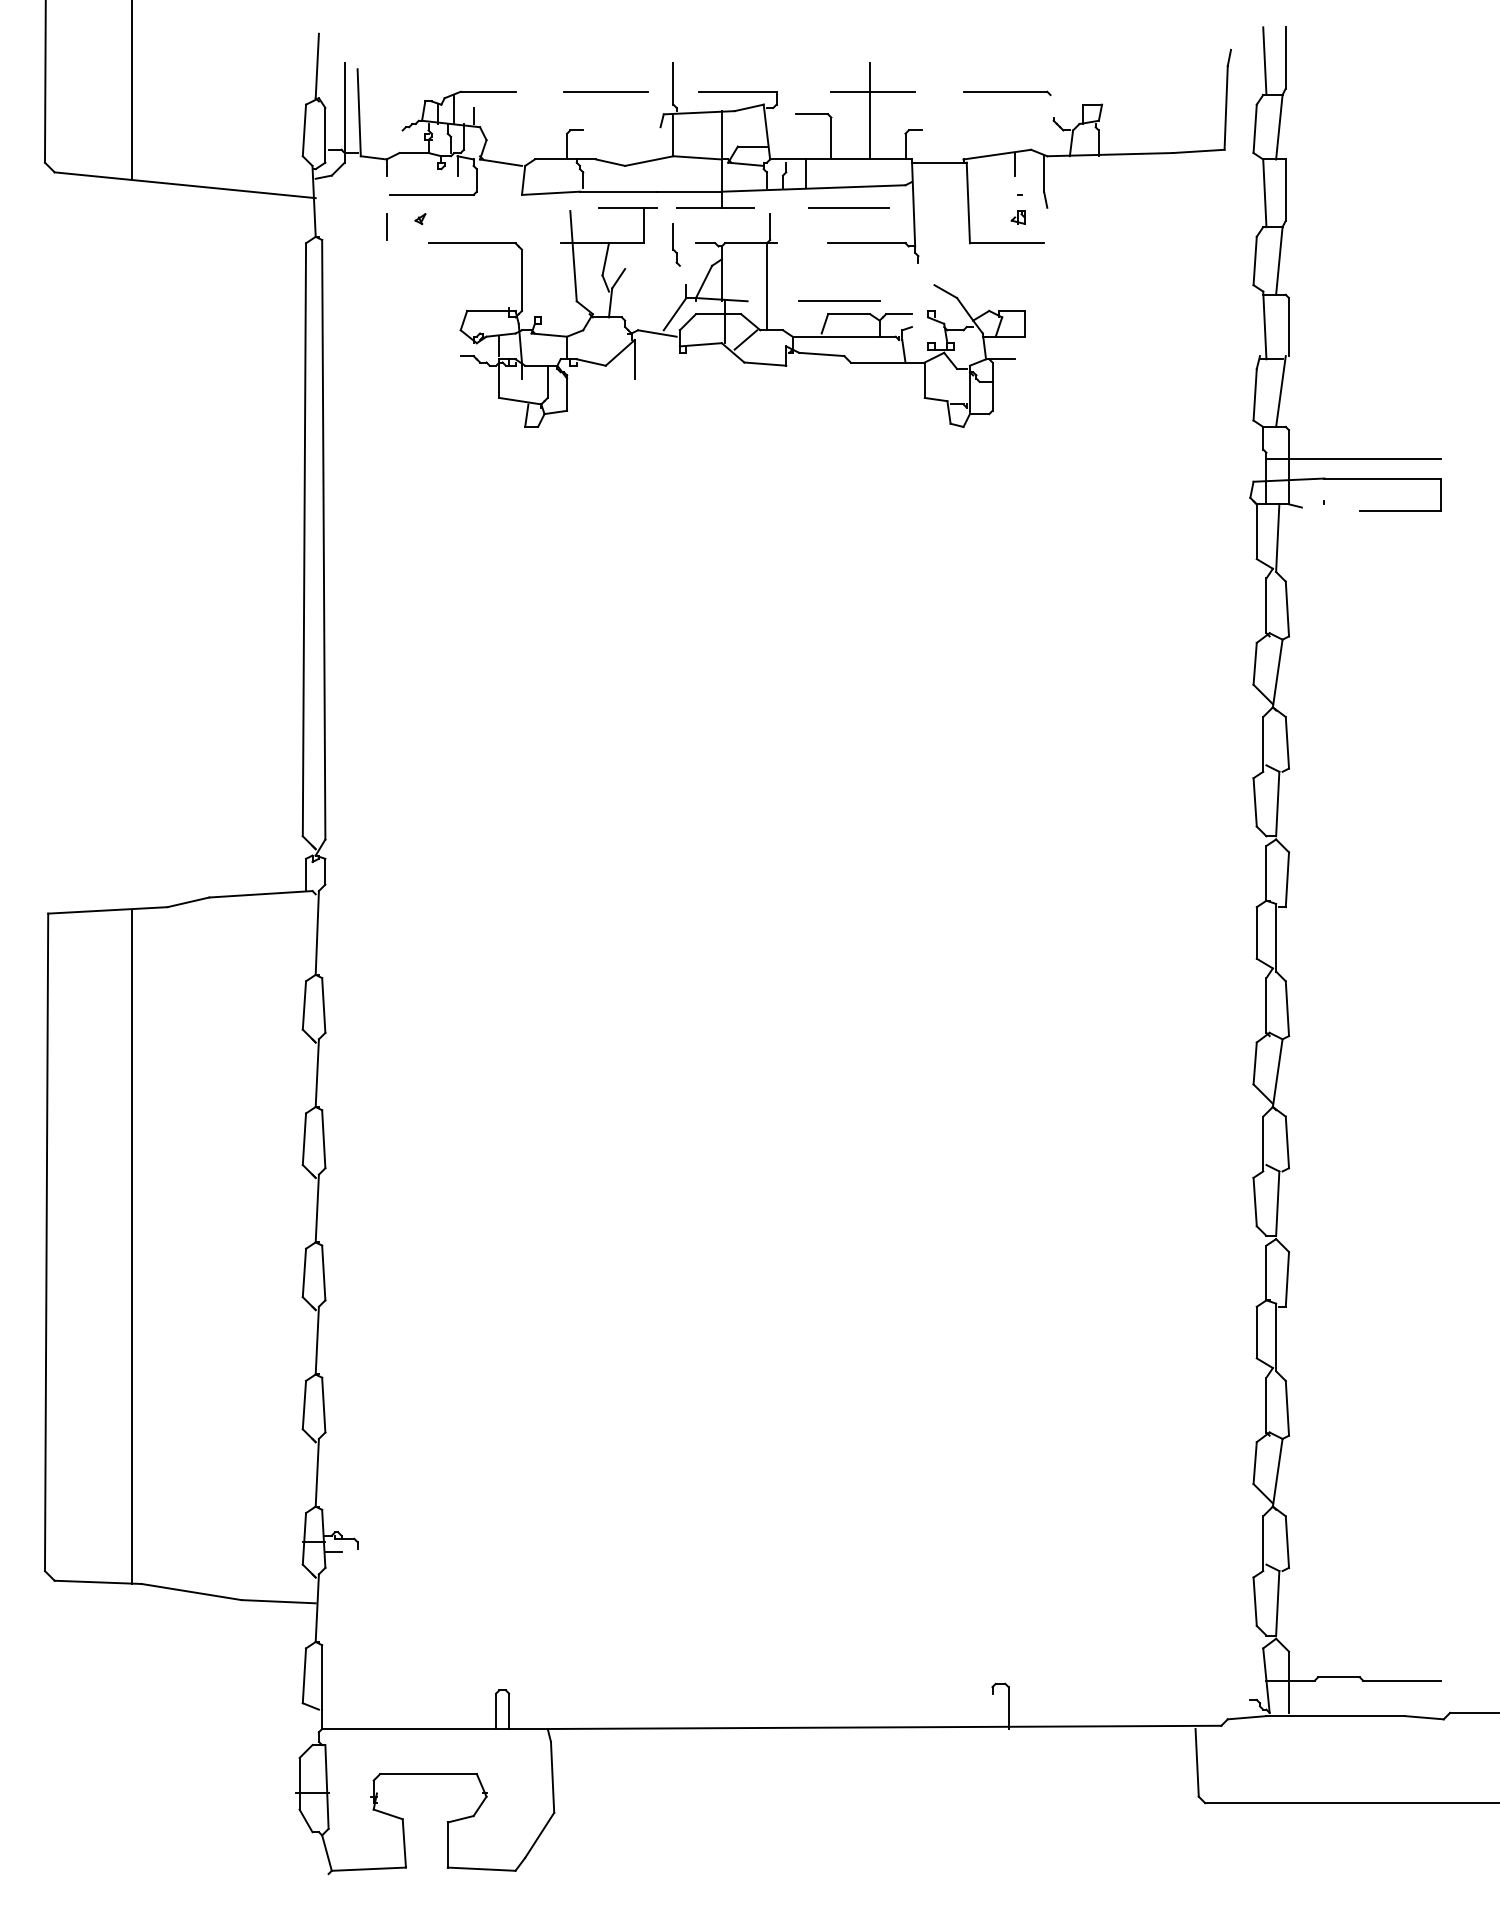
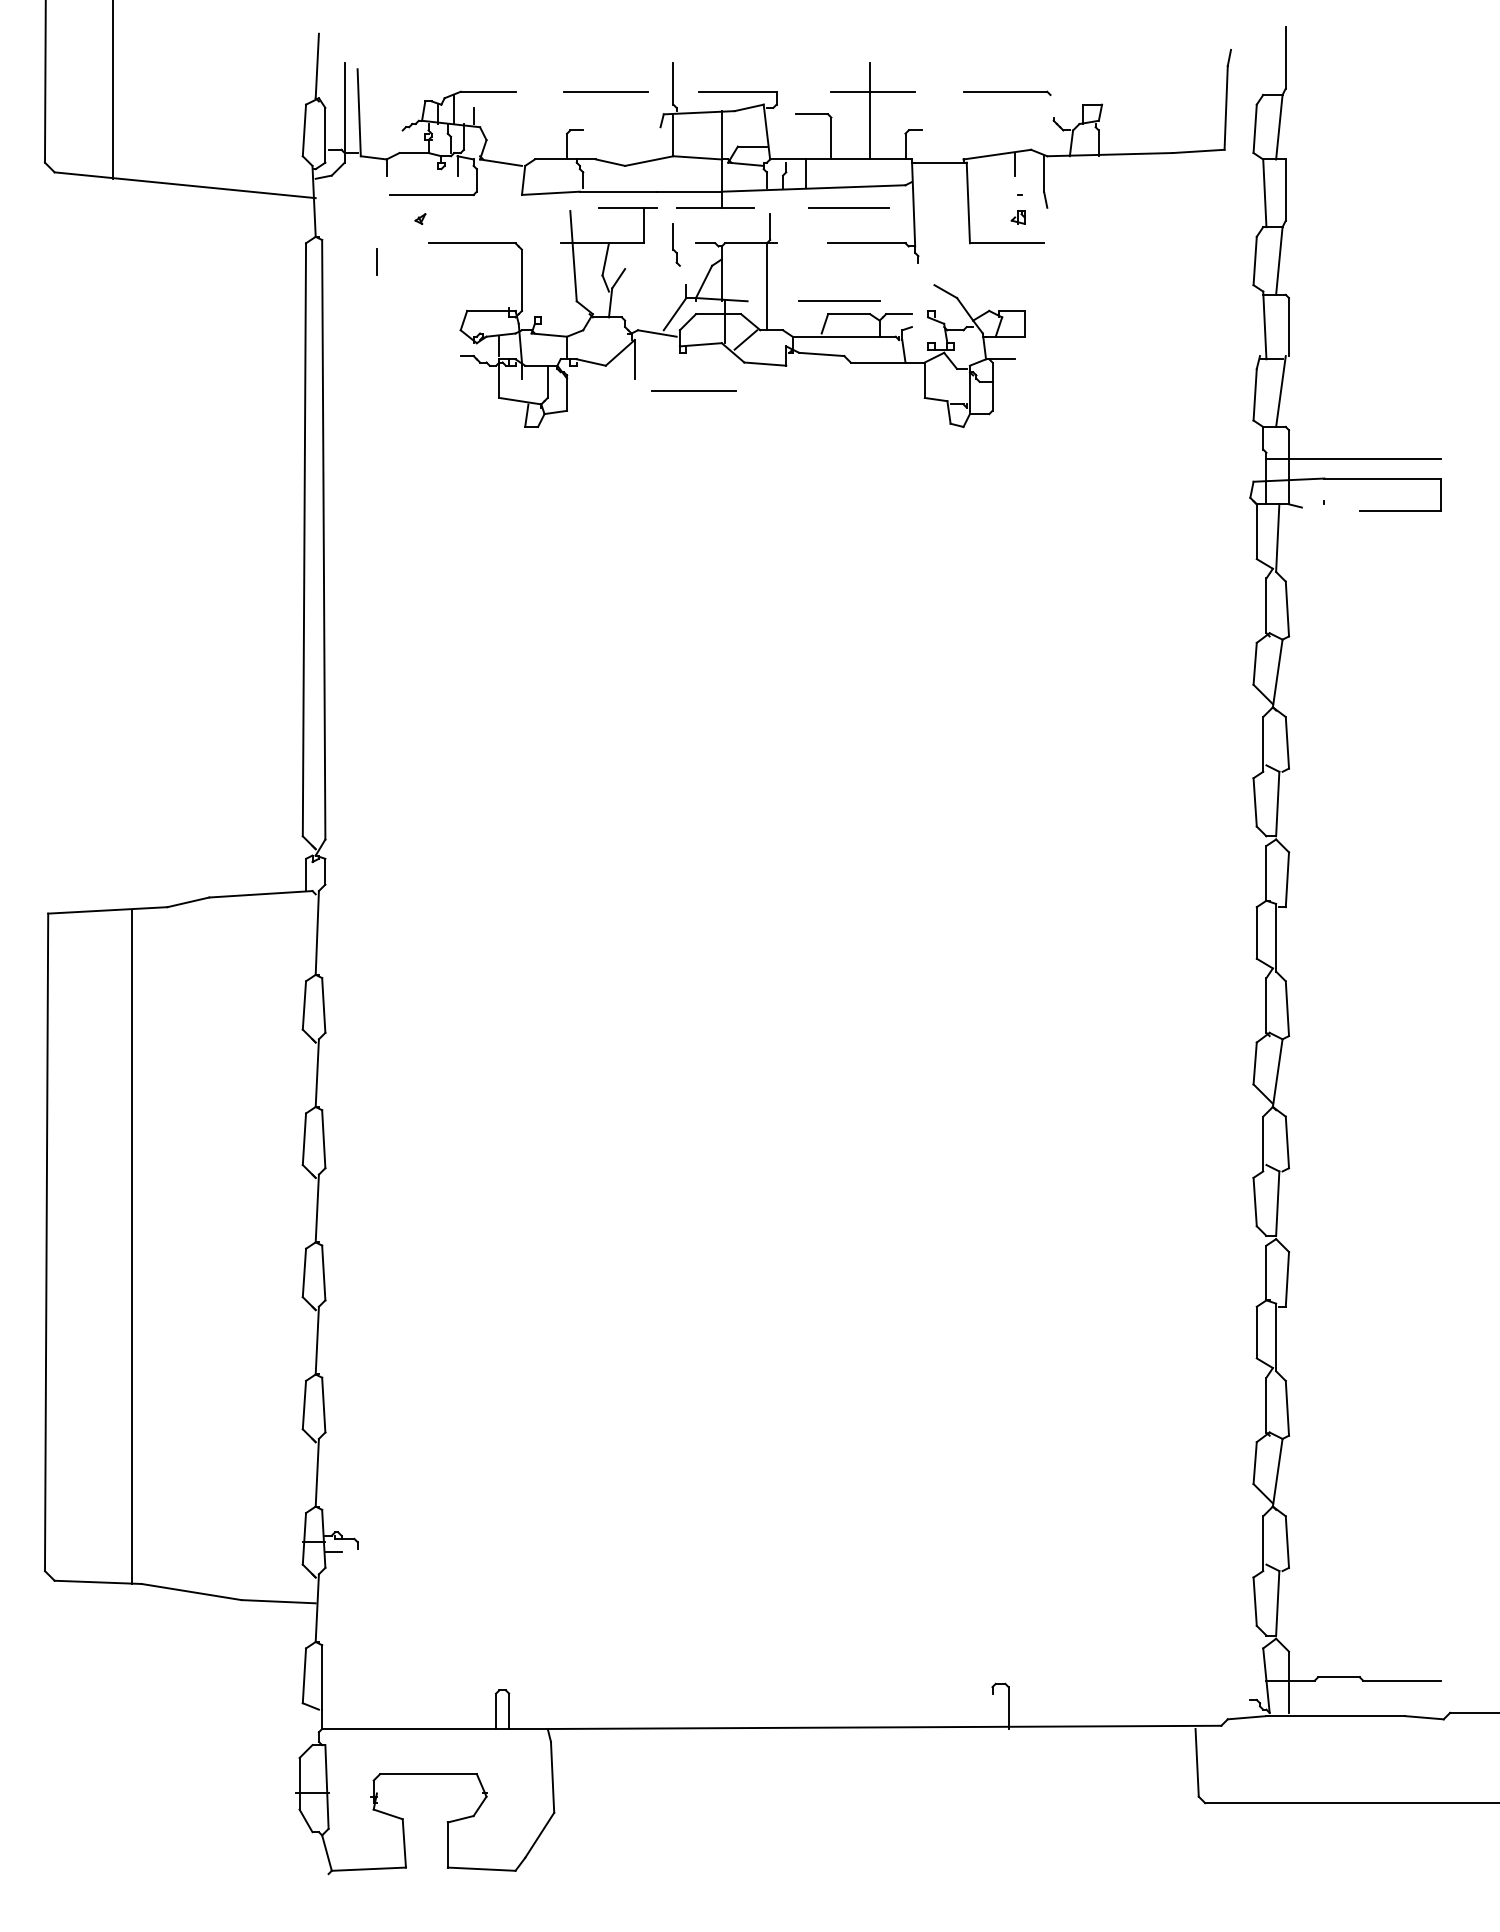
line: present -> none (1264, 61)
line position: (132, 90) -> (113, 90) (113, 90)
line position: (386, 226) -> (376, 261) (376, 261)
line: none -> present (693, 390)
